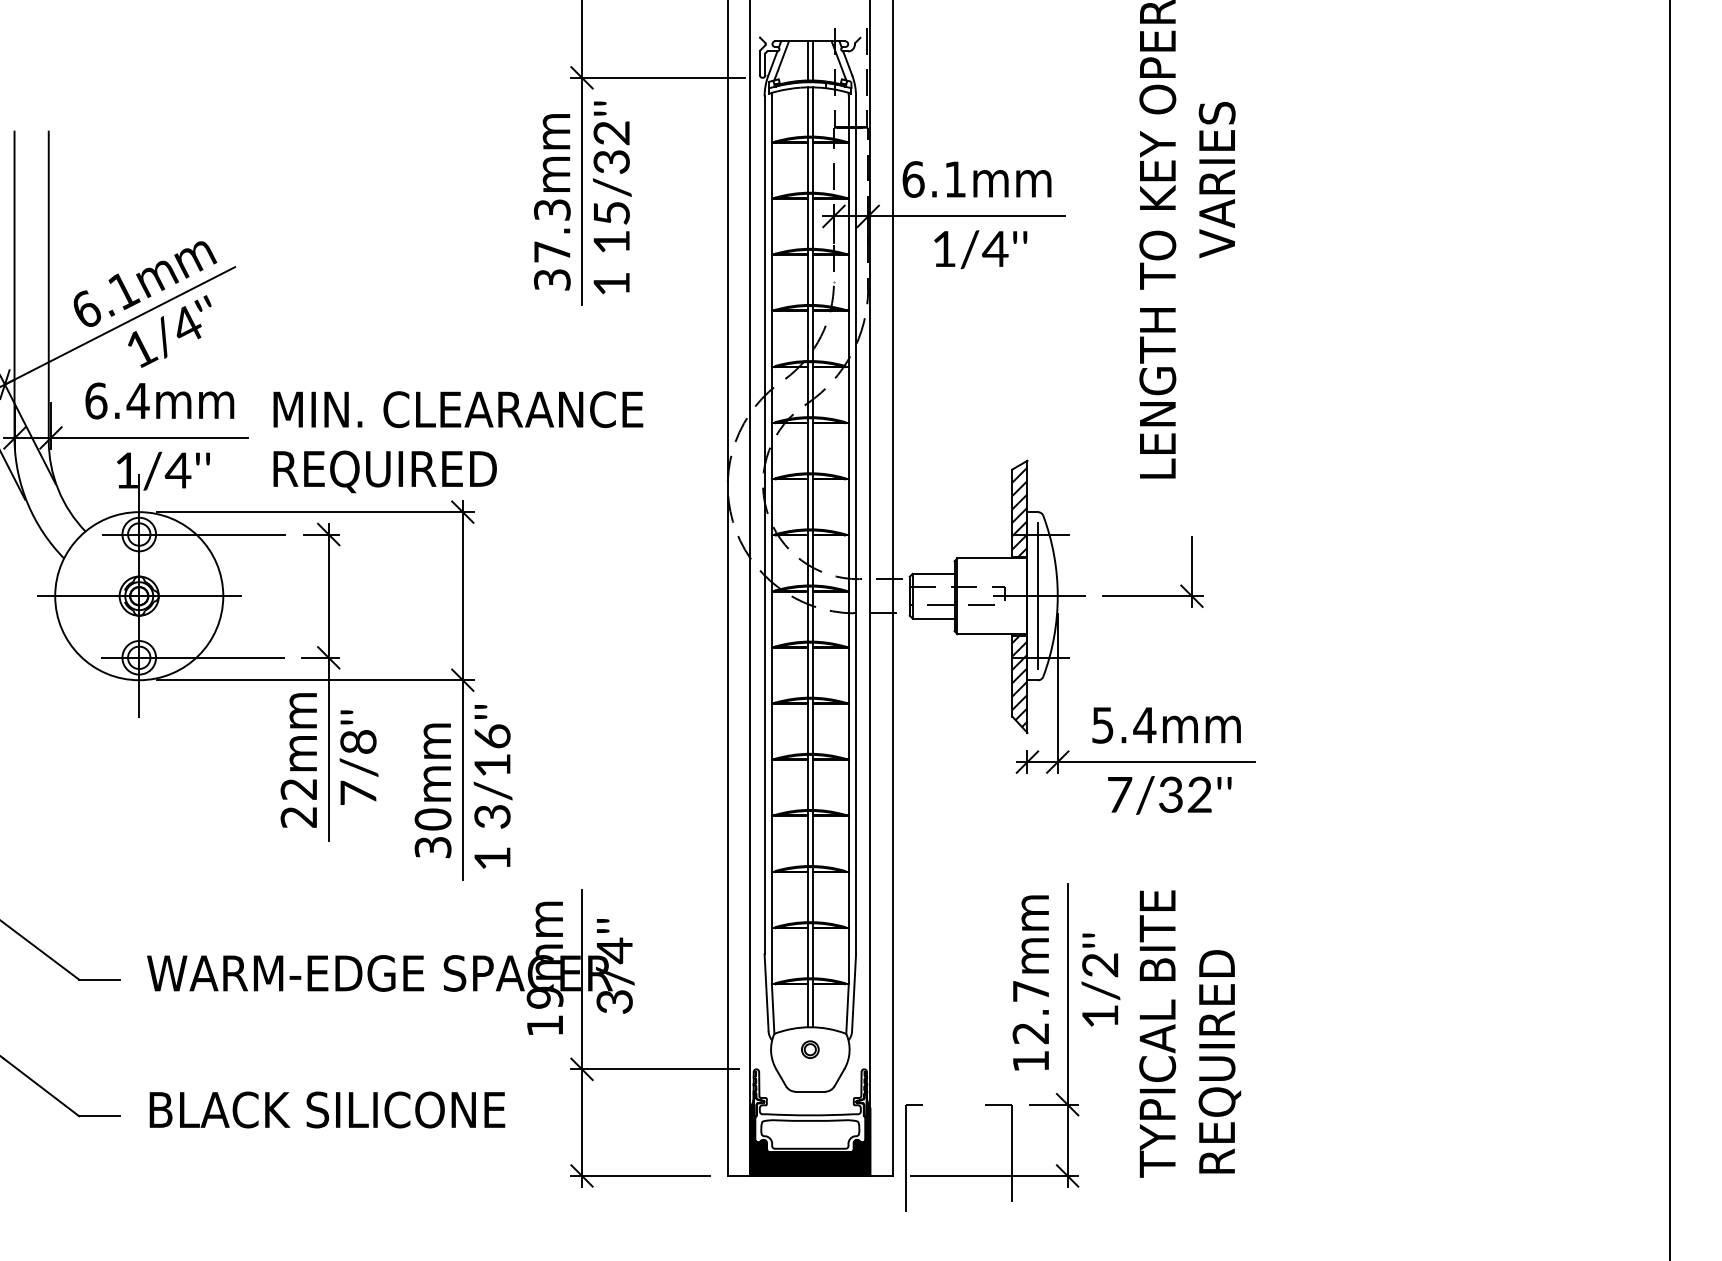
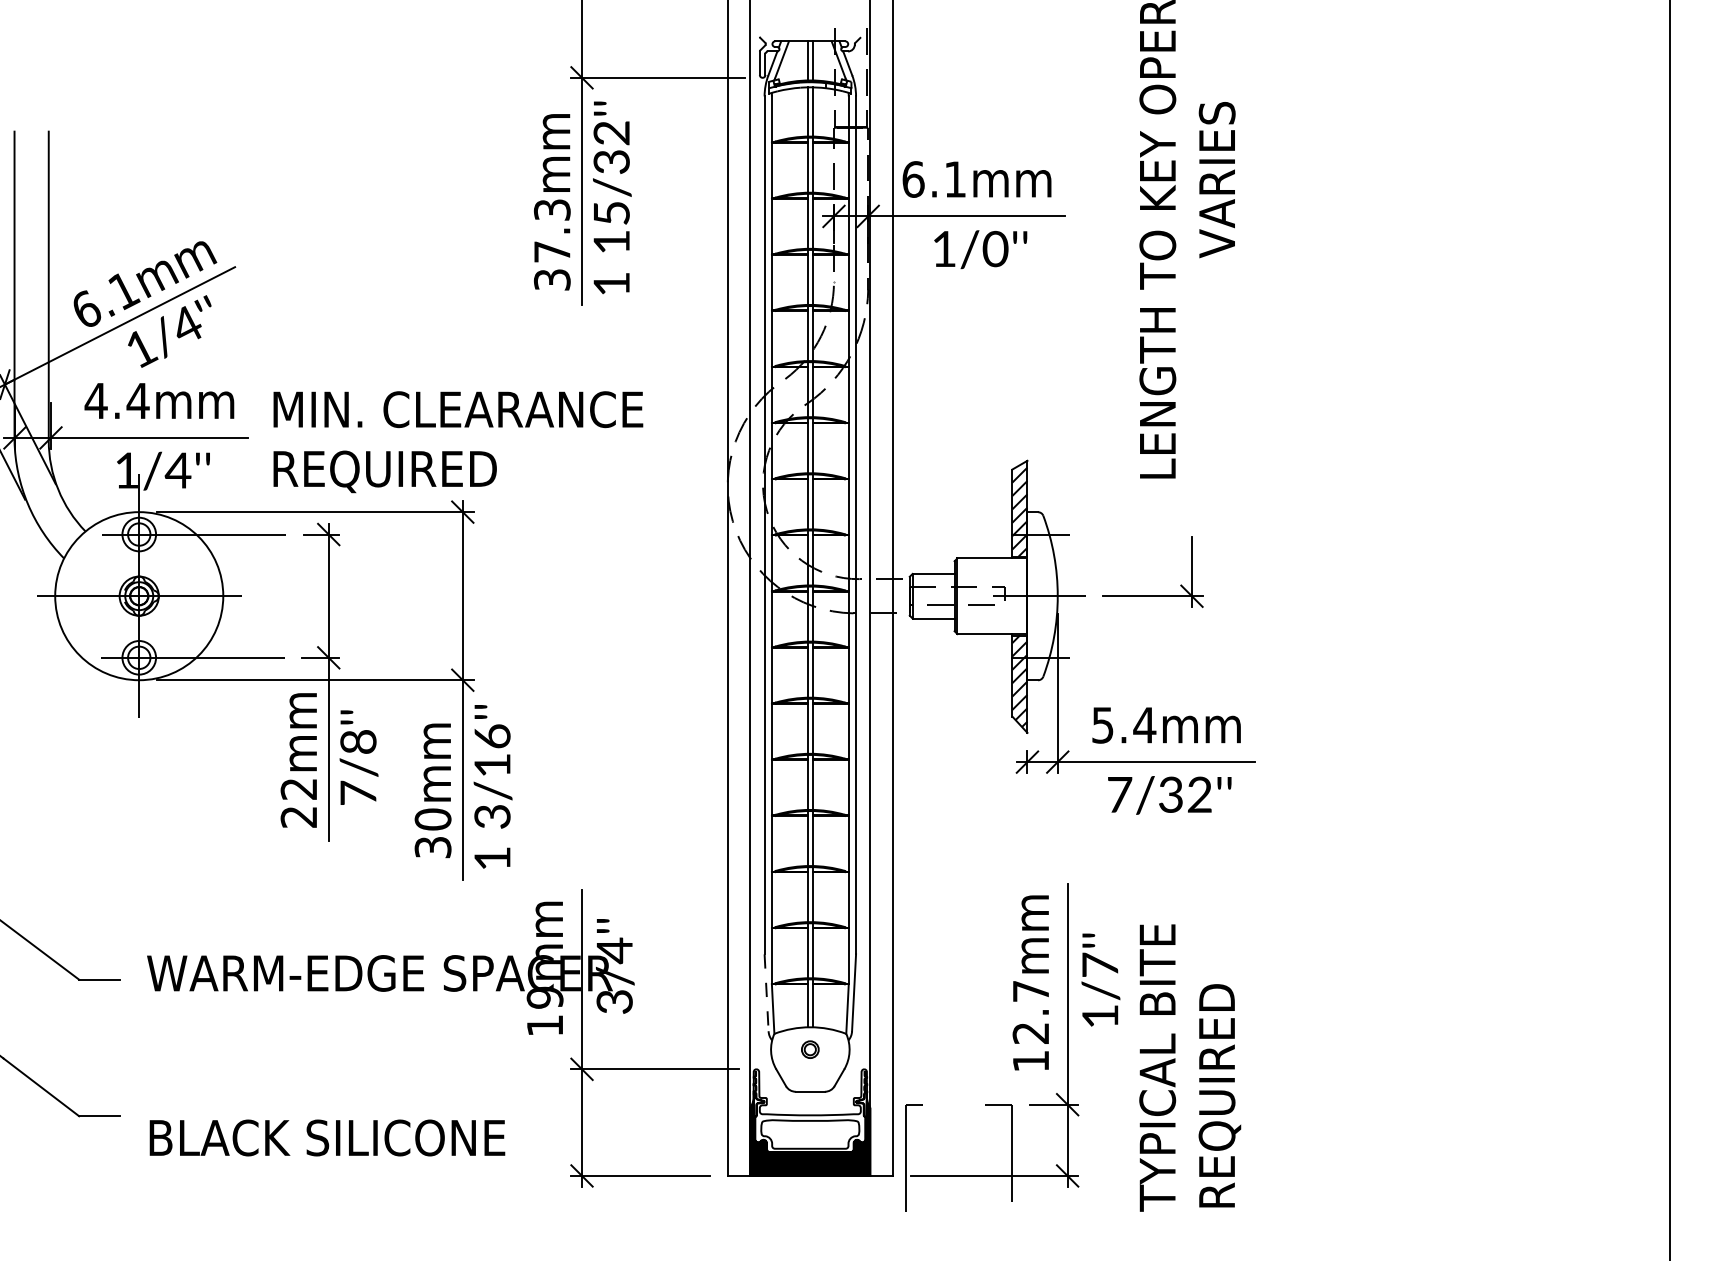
text: 1/4''\f] -> 1/0''\f] (995, 248)
text: 6.4mm -> 4.4mm (95, 400)
line: present -> none (1038, 596)
text: 1/2''\f] -> 1/7''\f] (1100, 964)
line: solid -> dashed (766, 993)
text position: (1190, 1033) -> (1190, 1067) (1190, 1067)
text position: (327, 1109) -> (327, 1137) (327, 1137)
